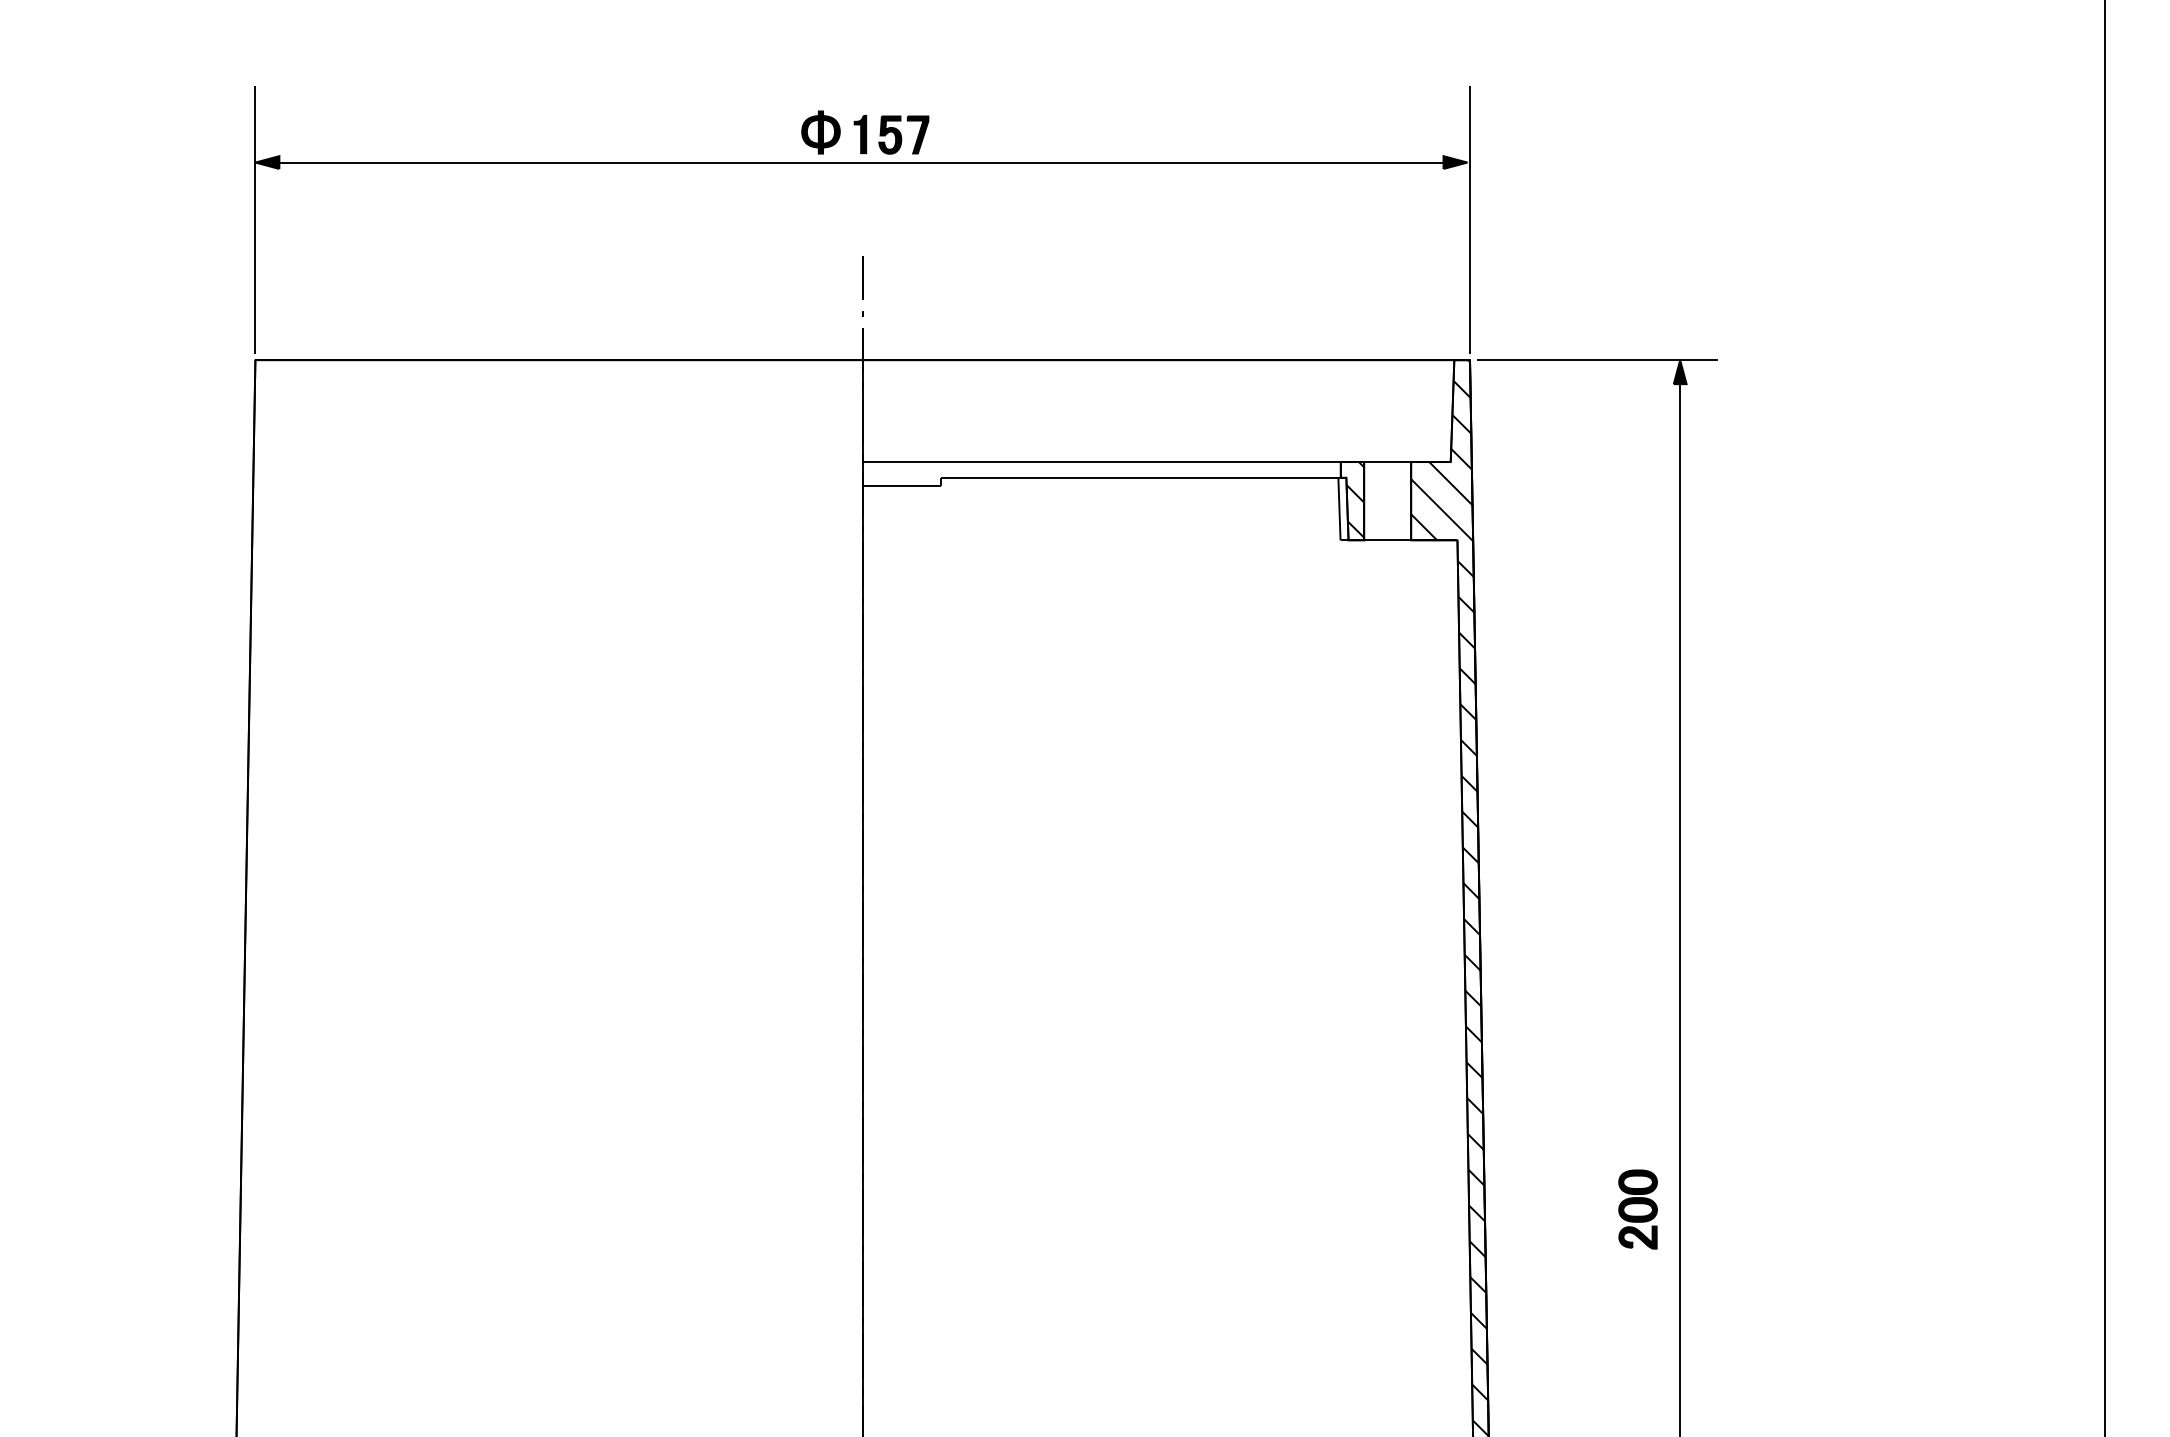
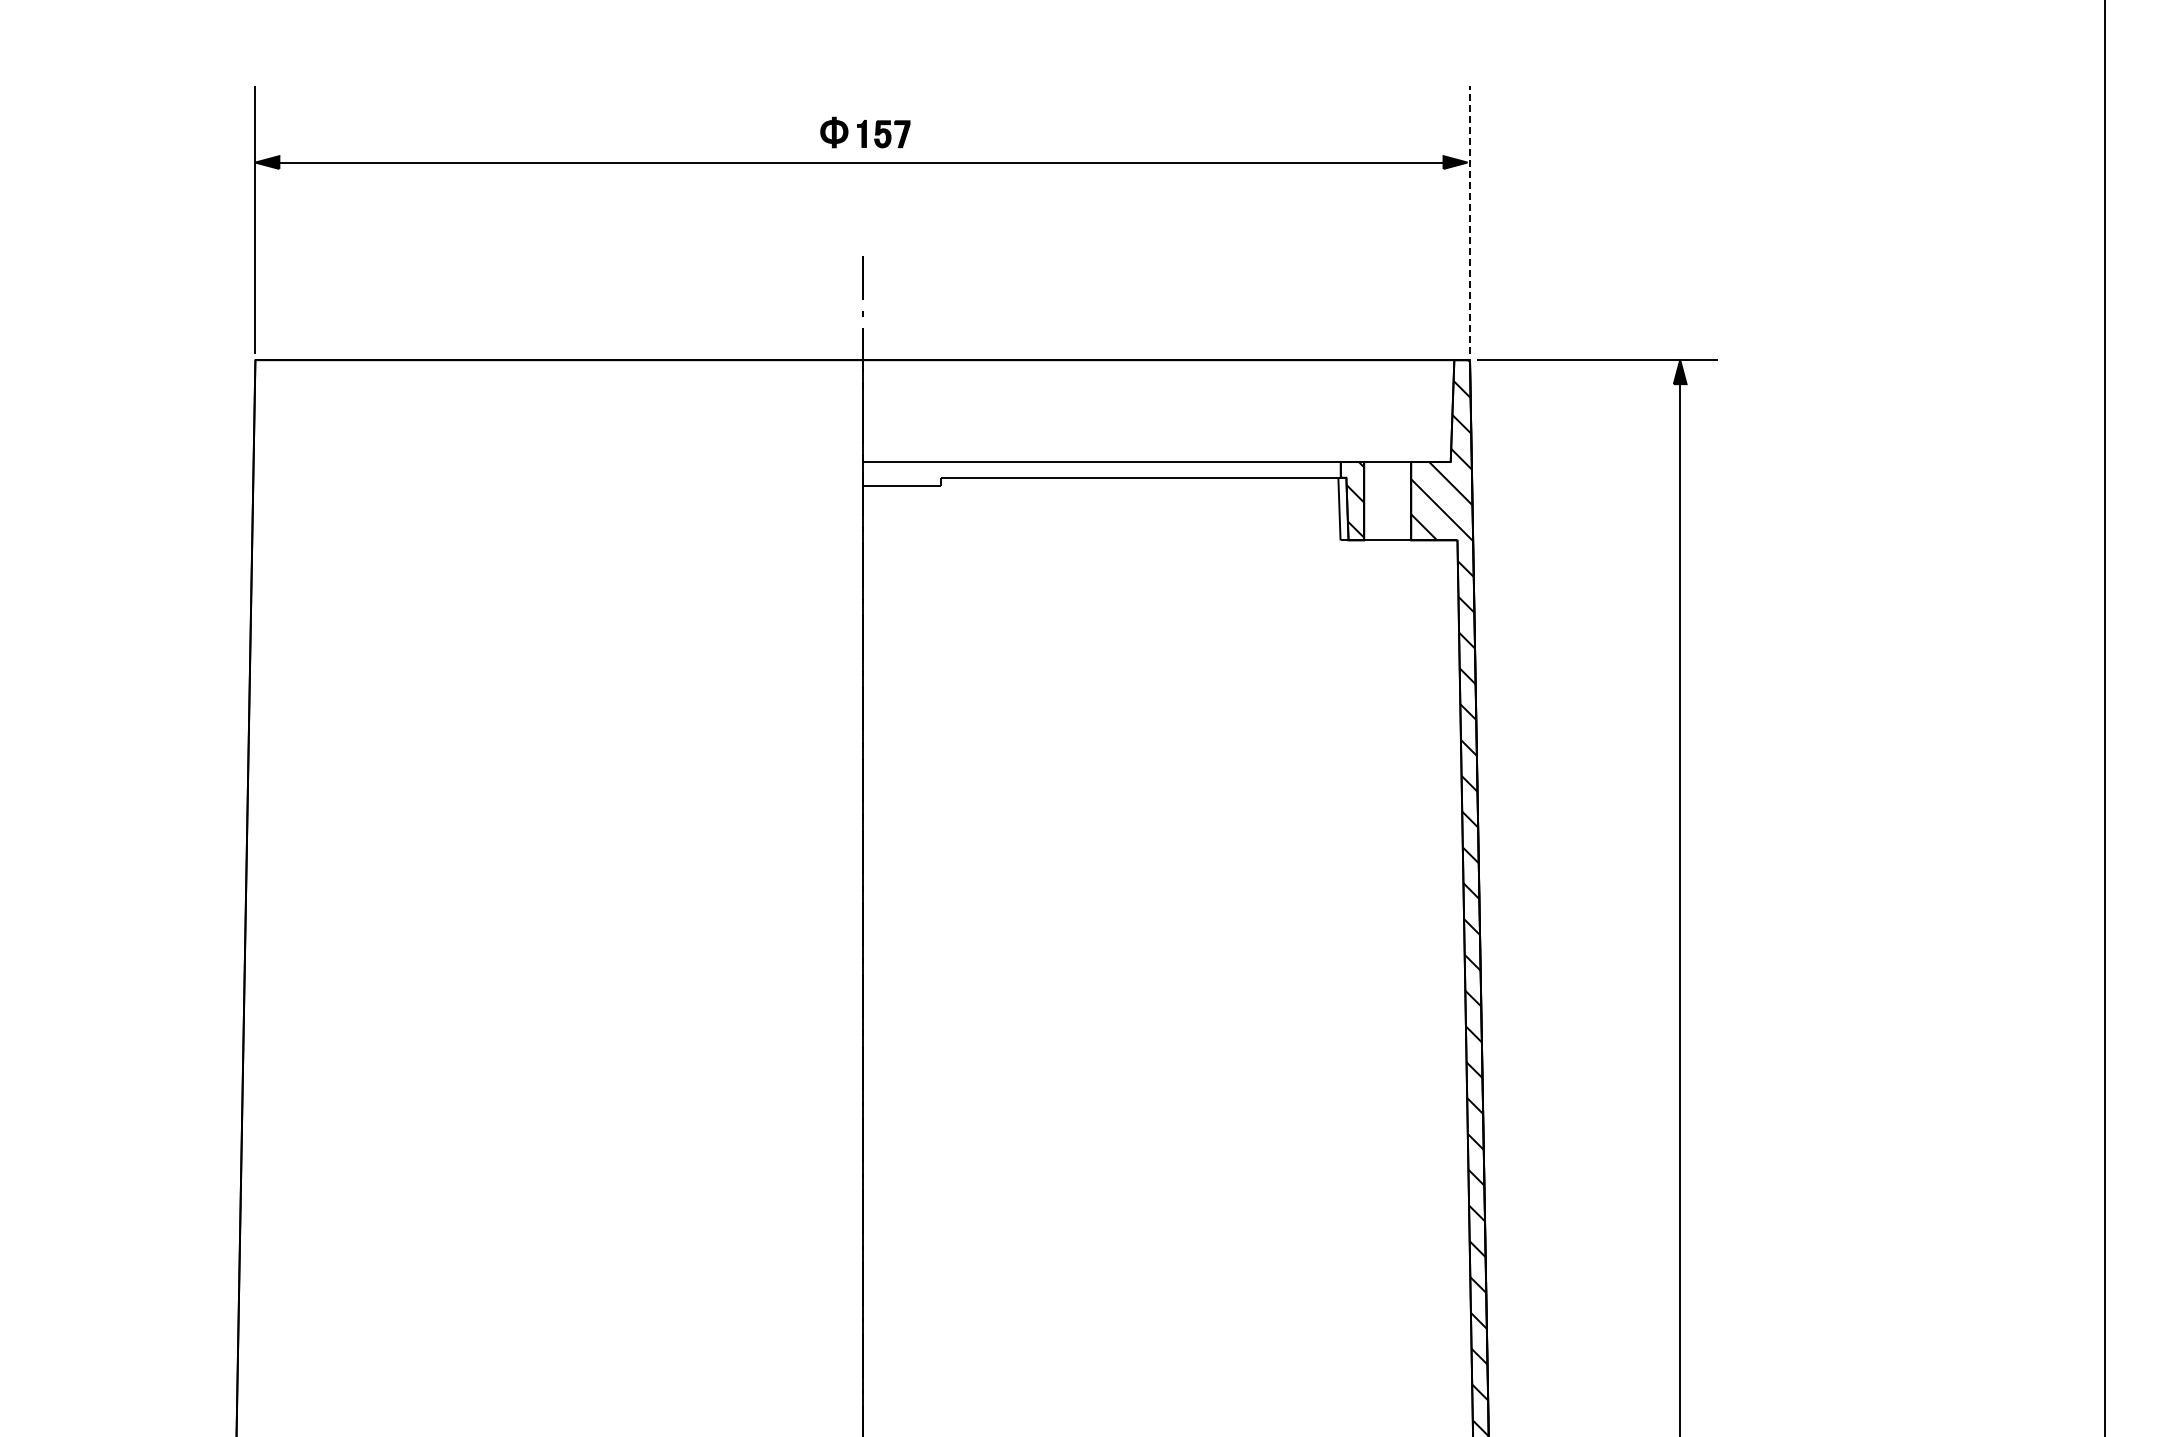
part size: 129x45 px -> 91x33 px (865, 132)
line: solid -> dashed (1470, 220)
part: present -> none (1637, 1209)
